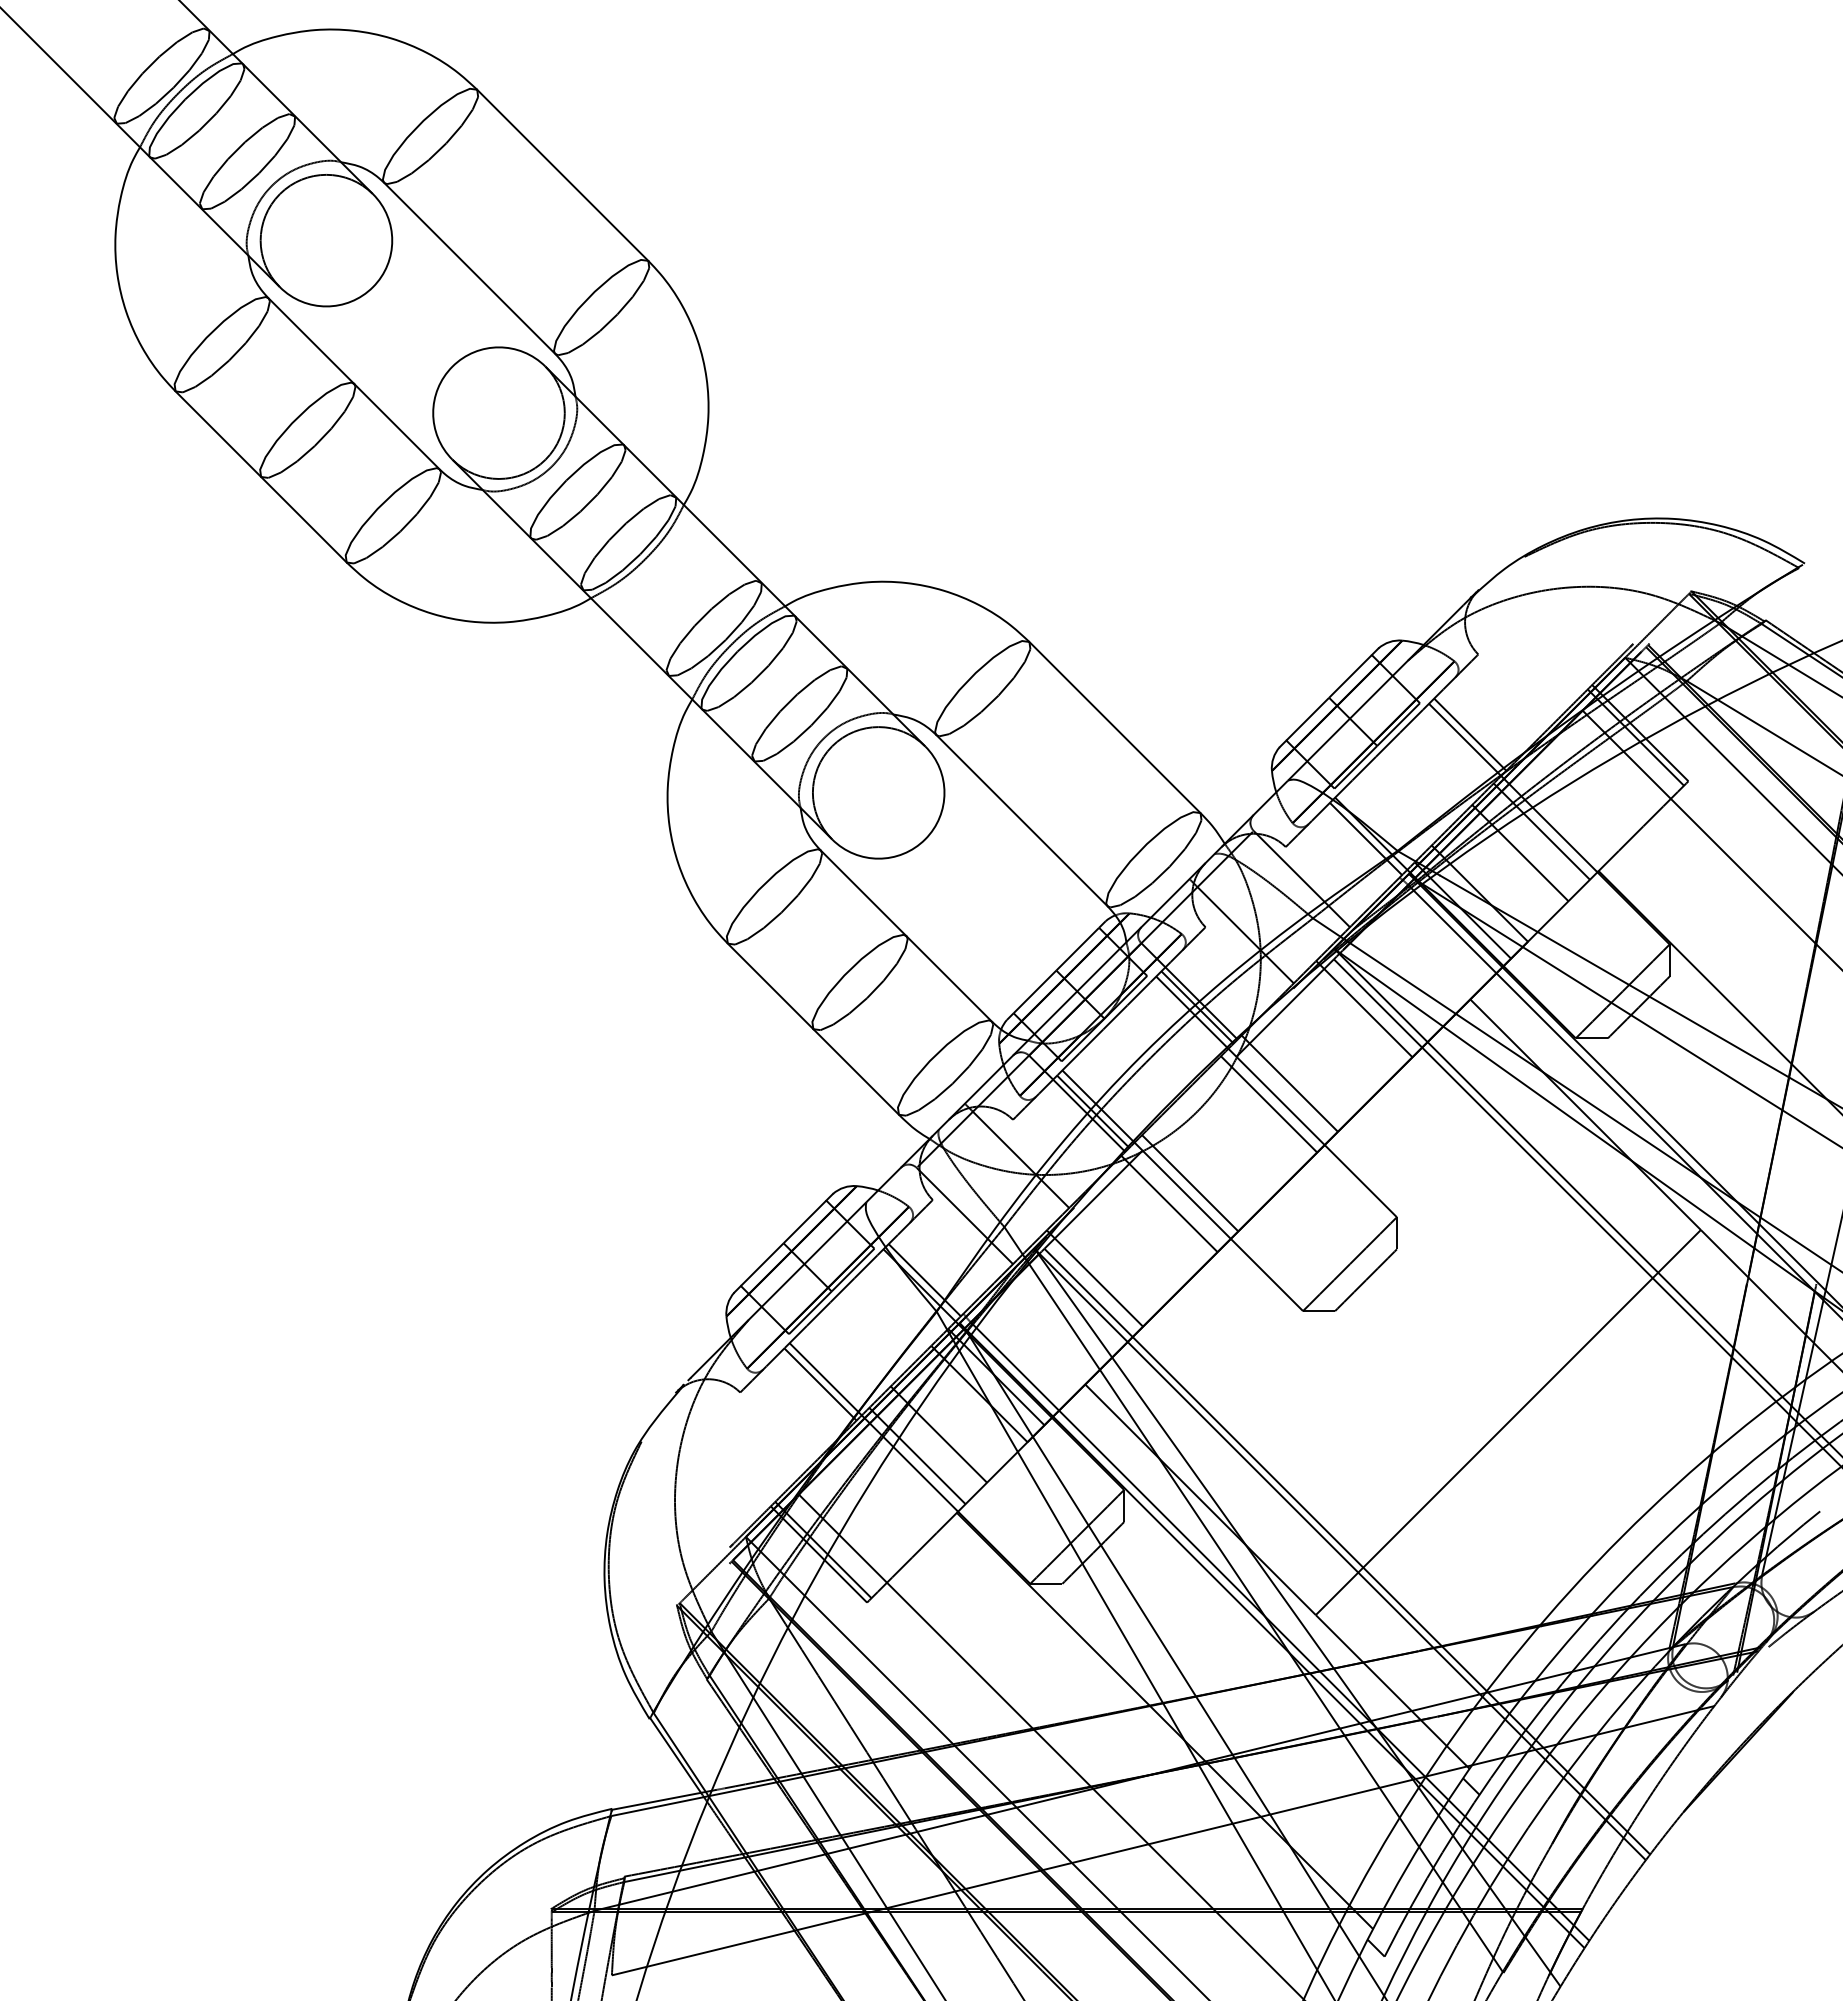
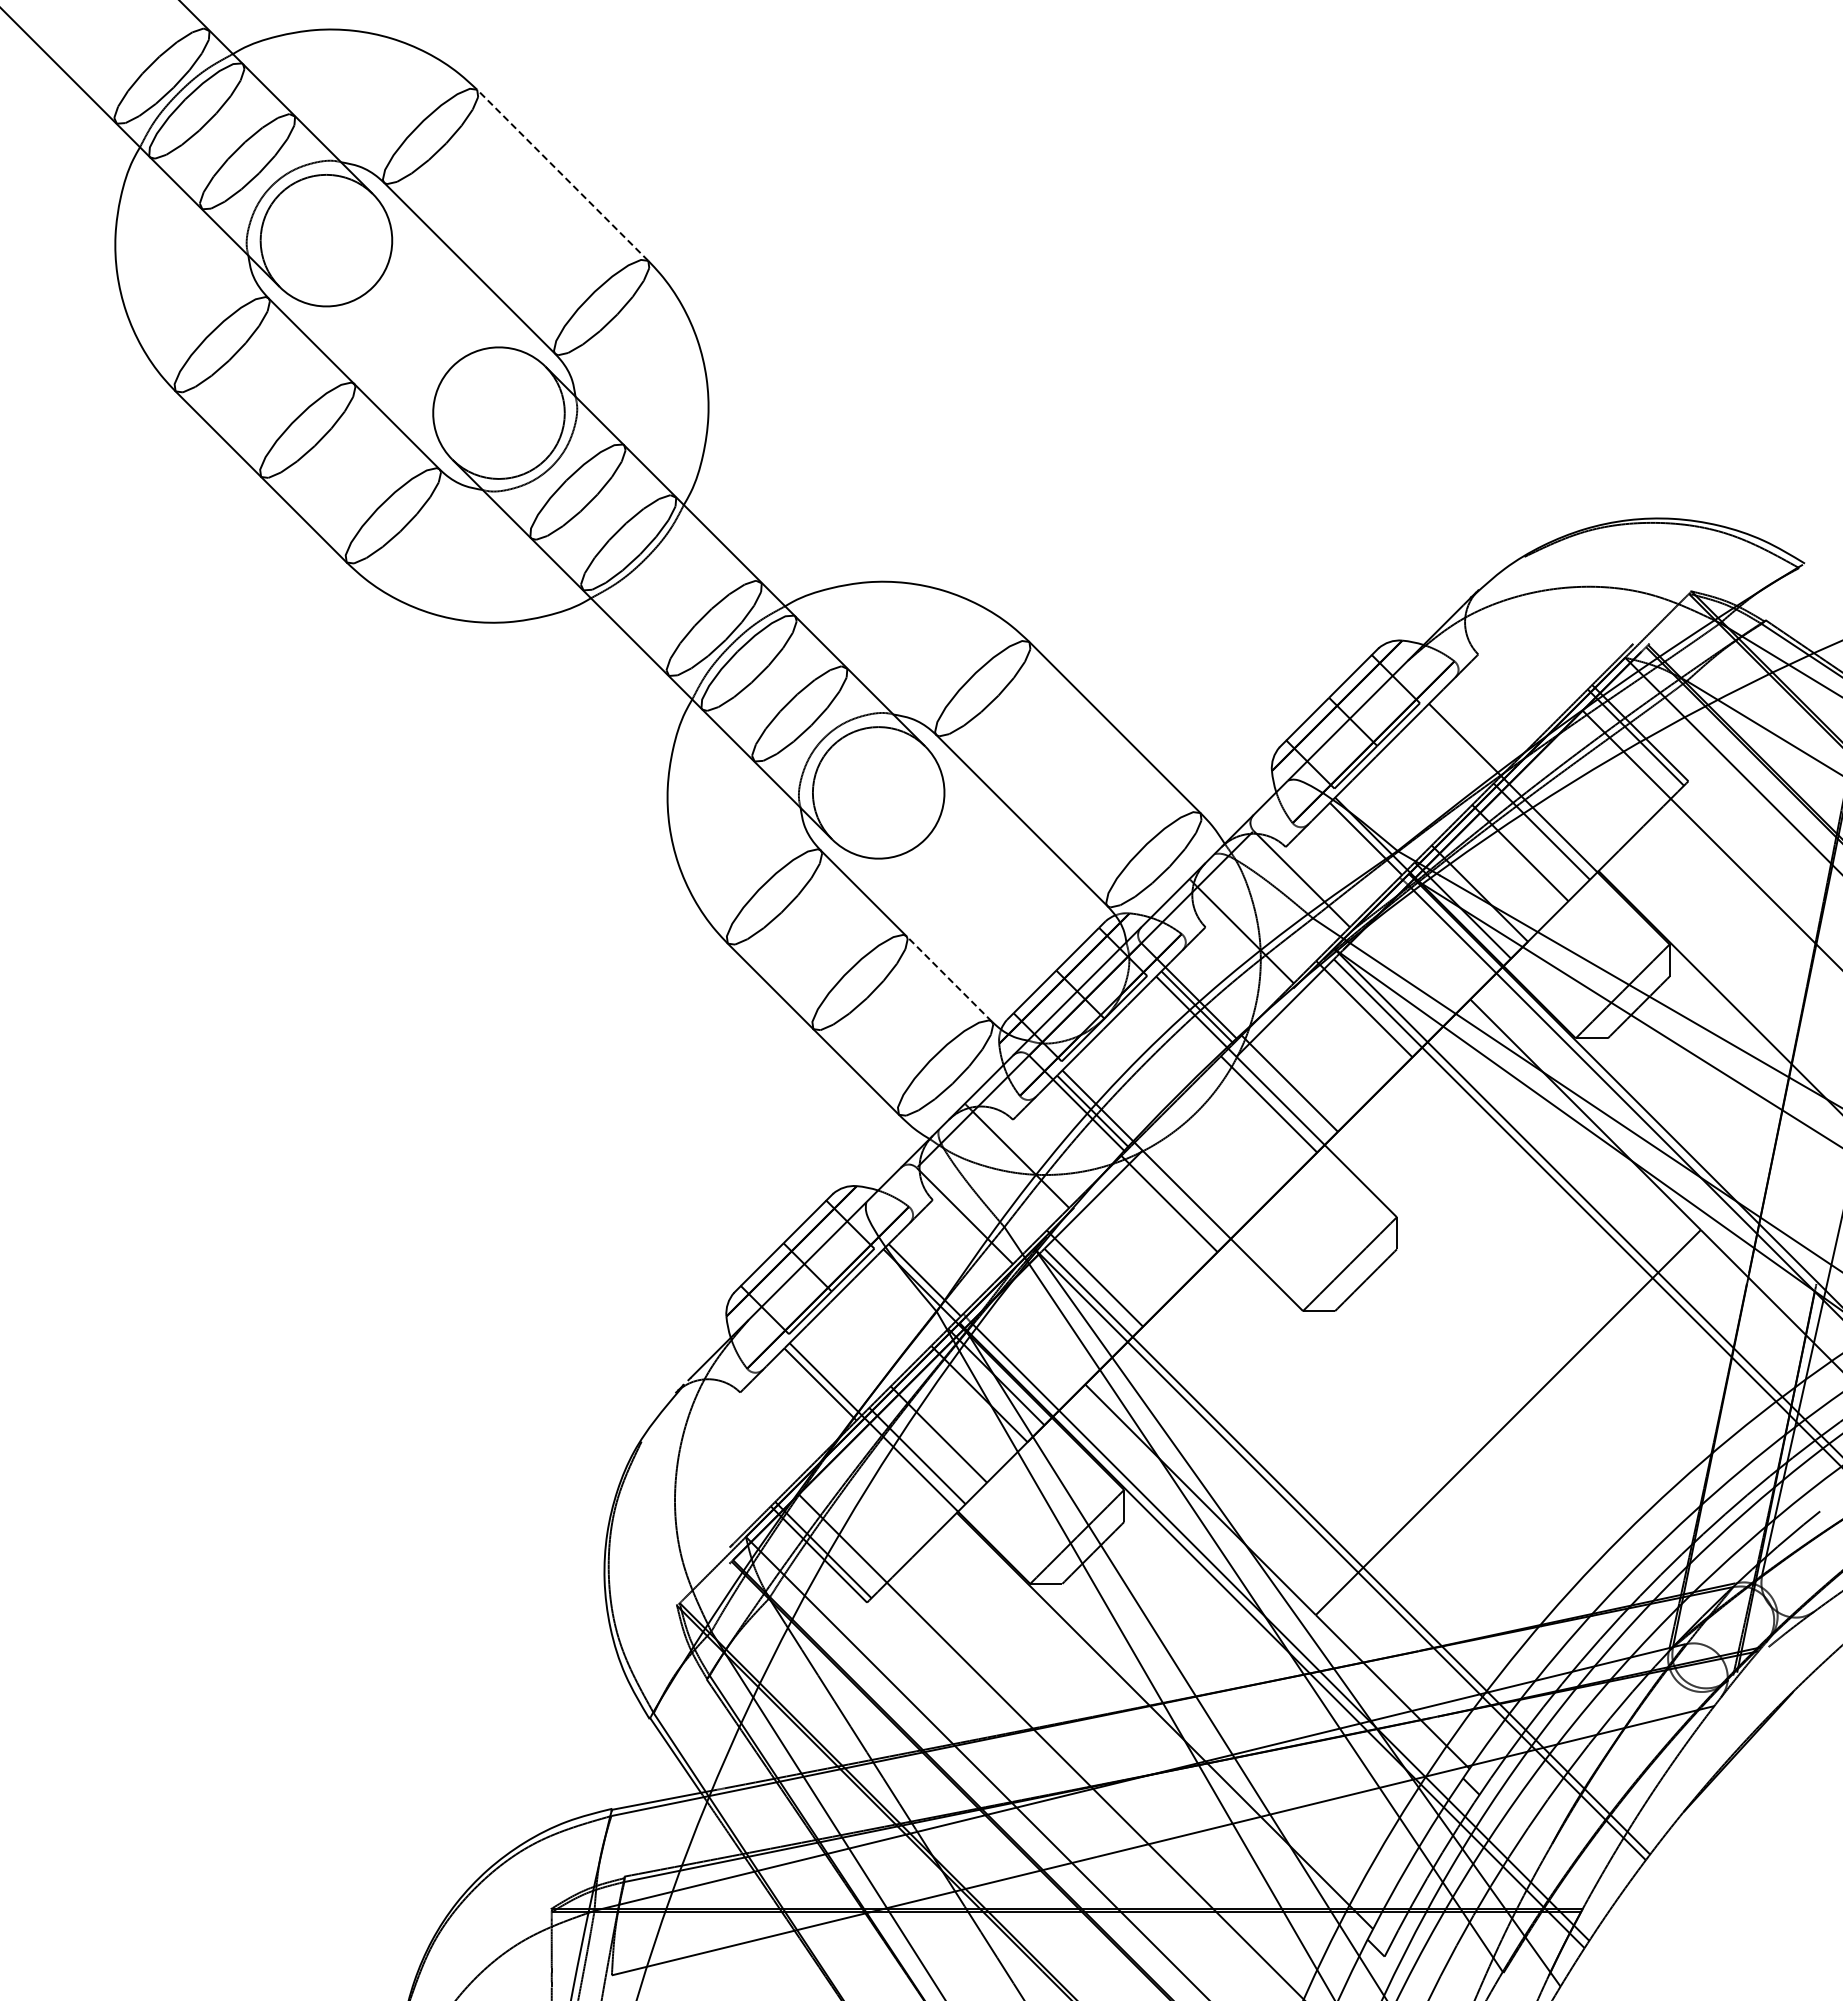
line: solid -> dashed (562, 174)
line: present -> none (1470, 734)
line: solid -> dashed (949, 978)
line: present -> none (1190, 1183)
